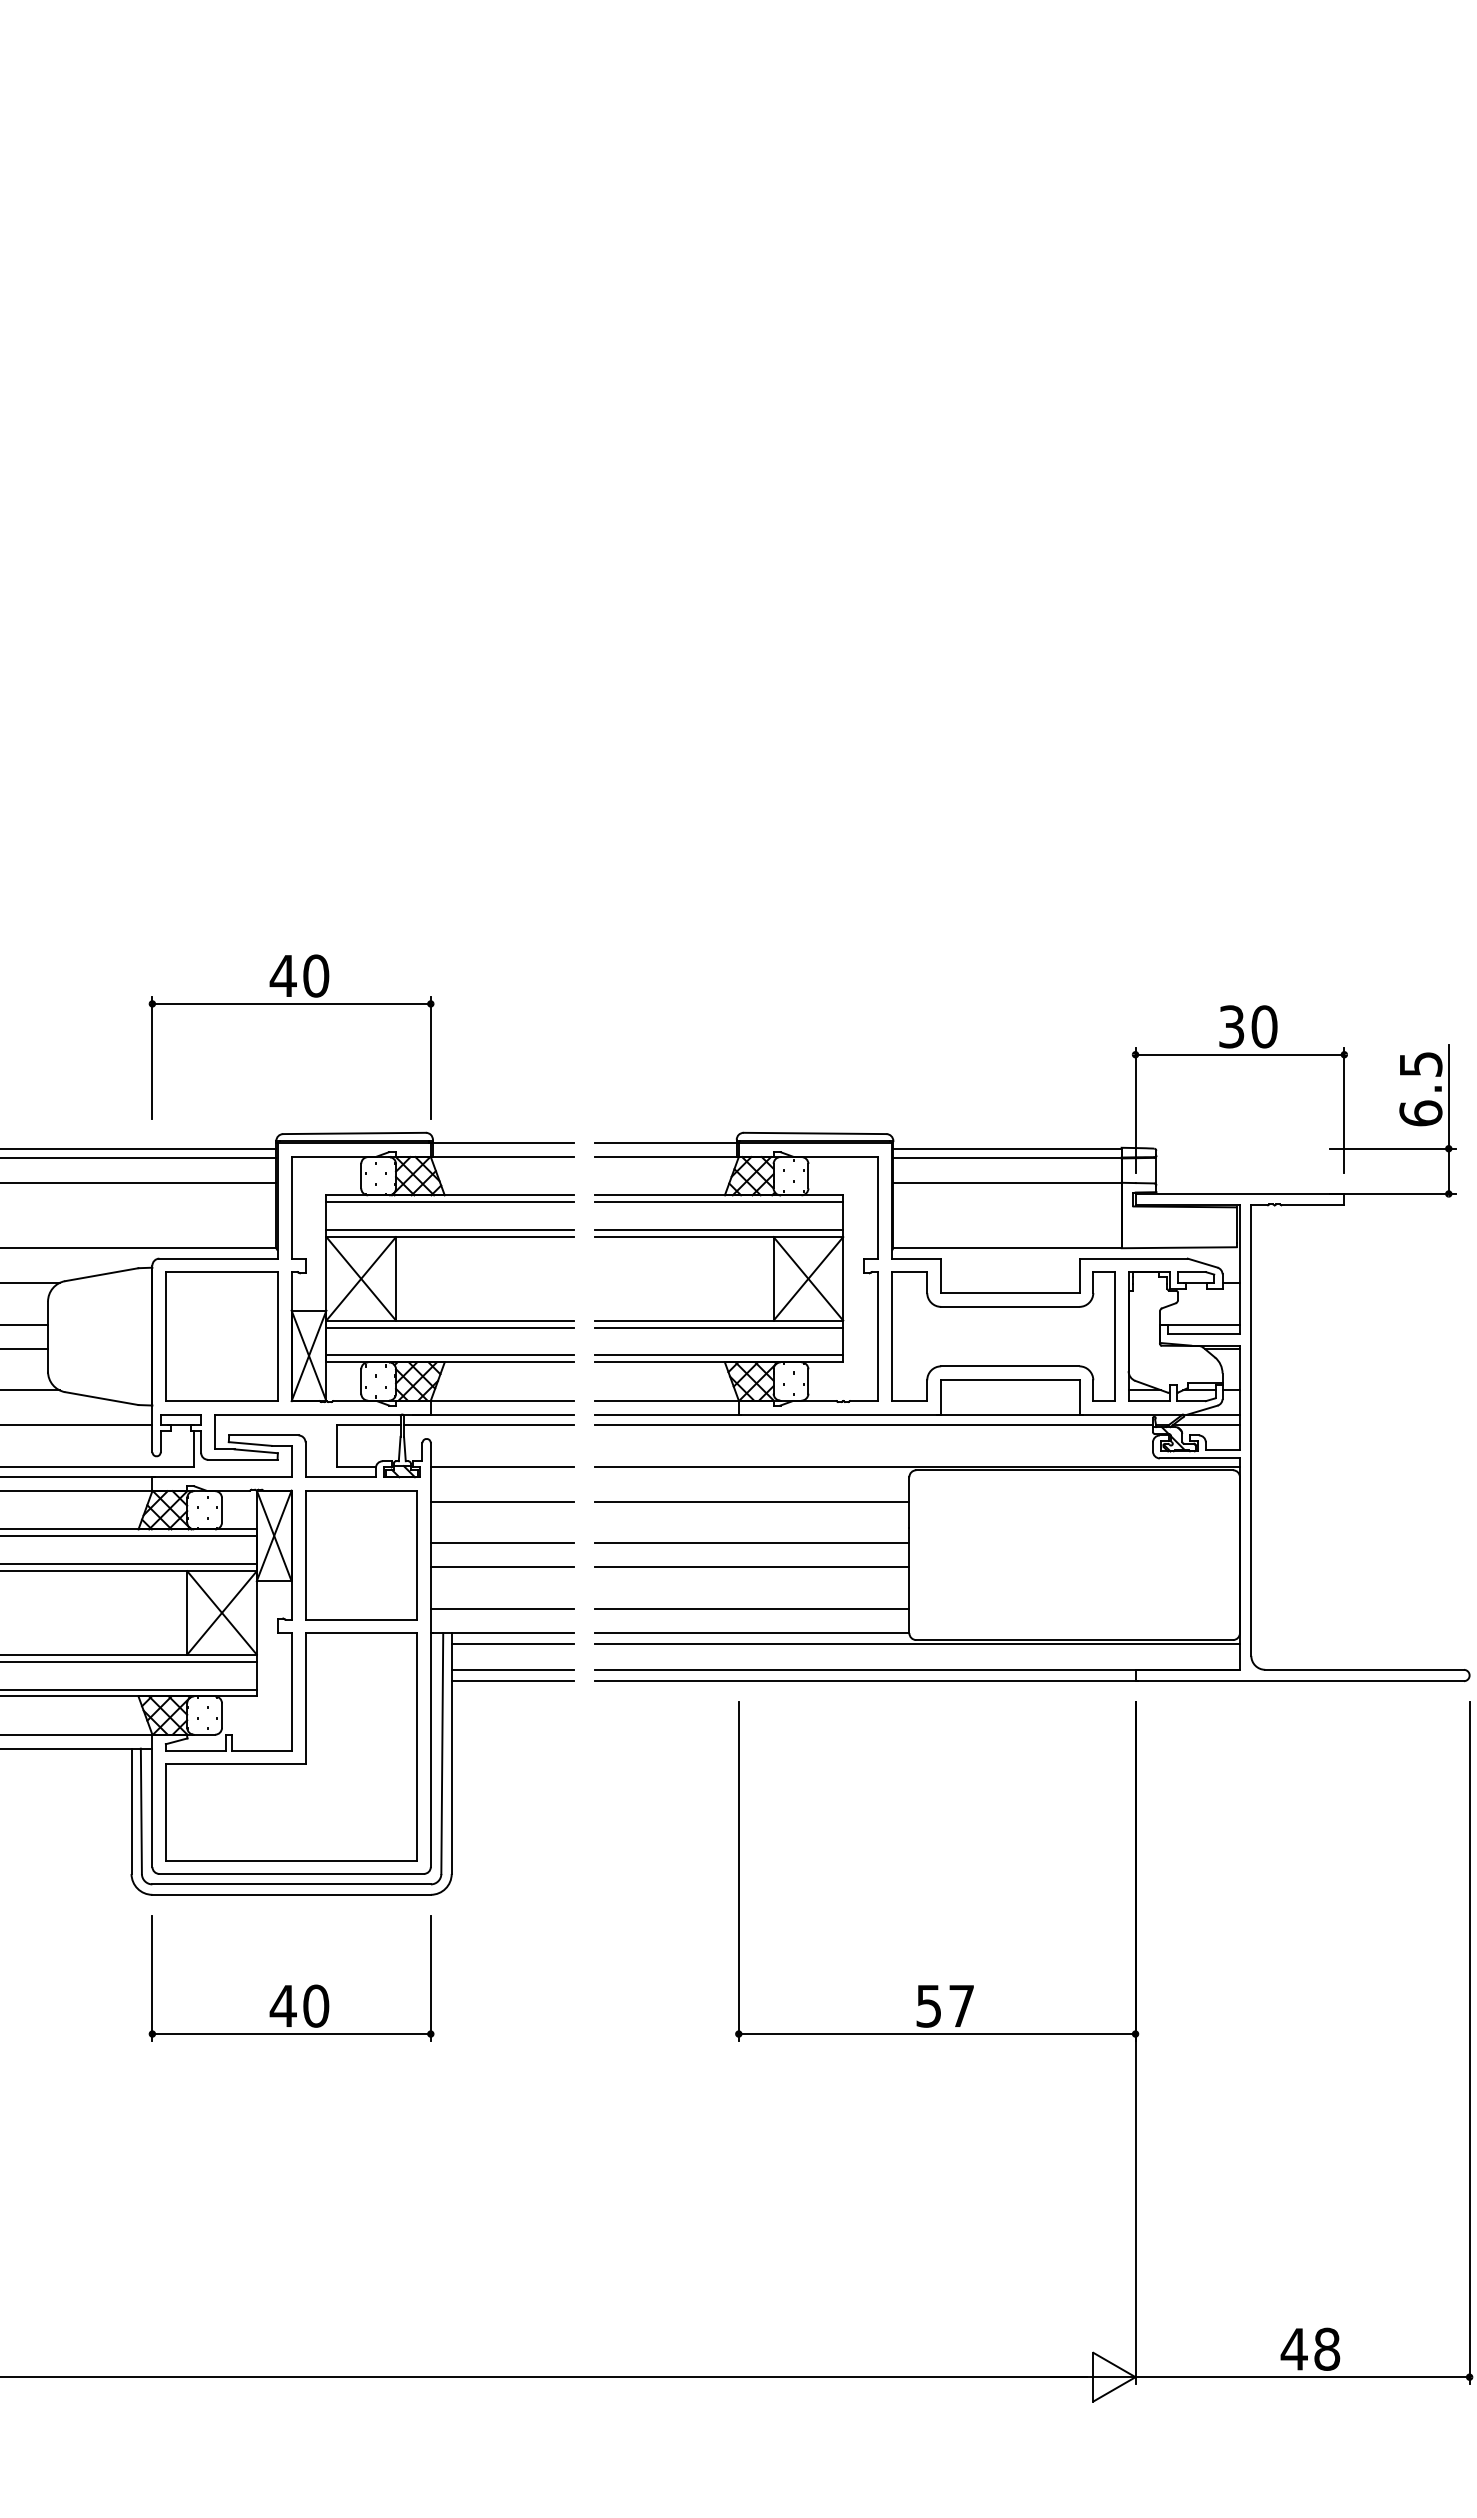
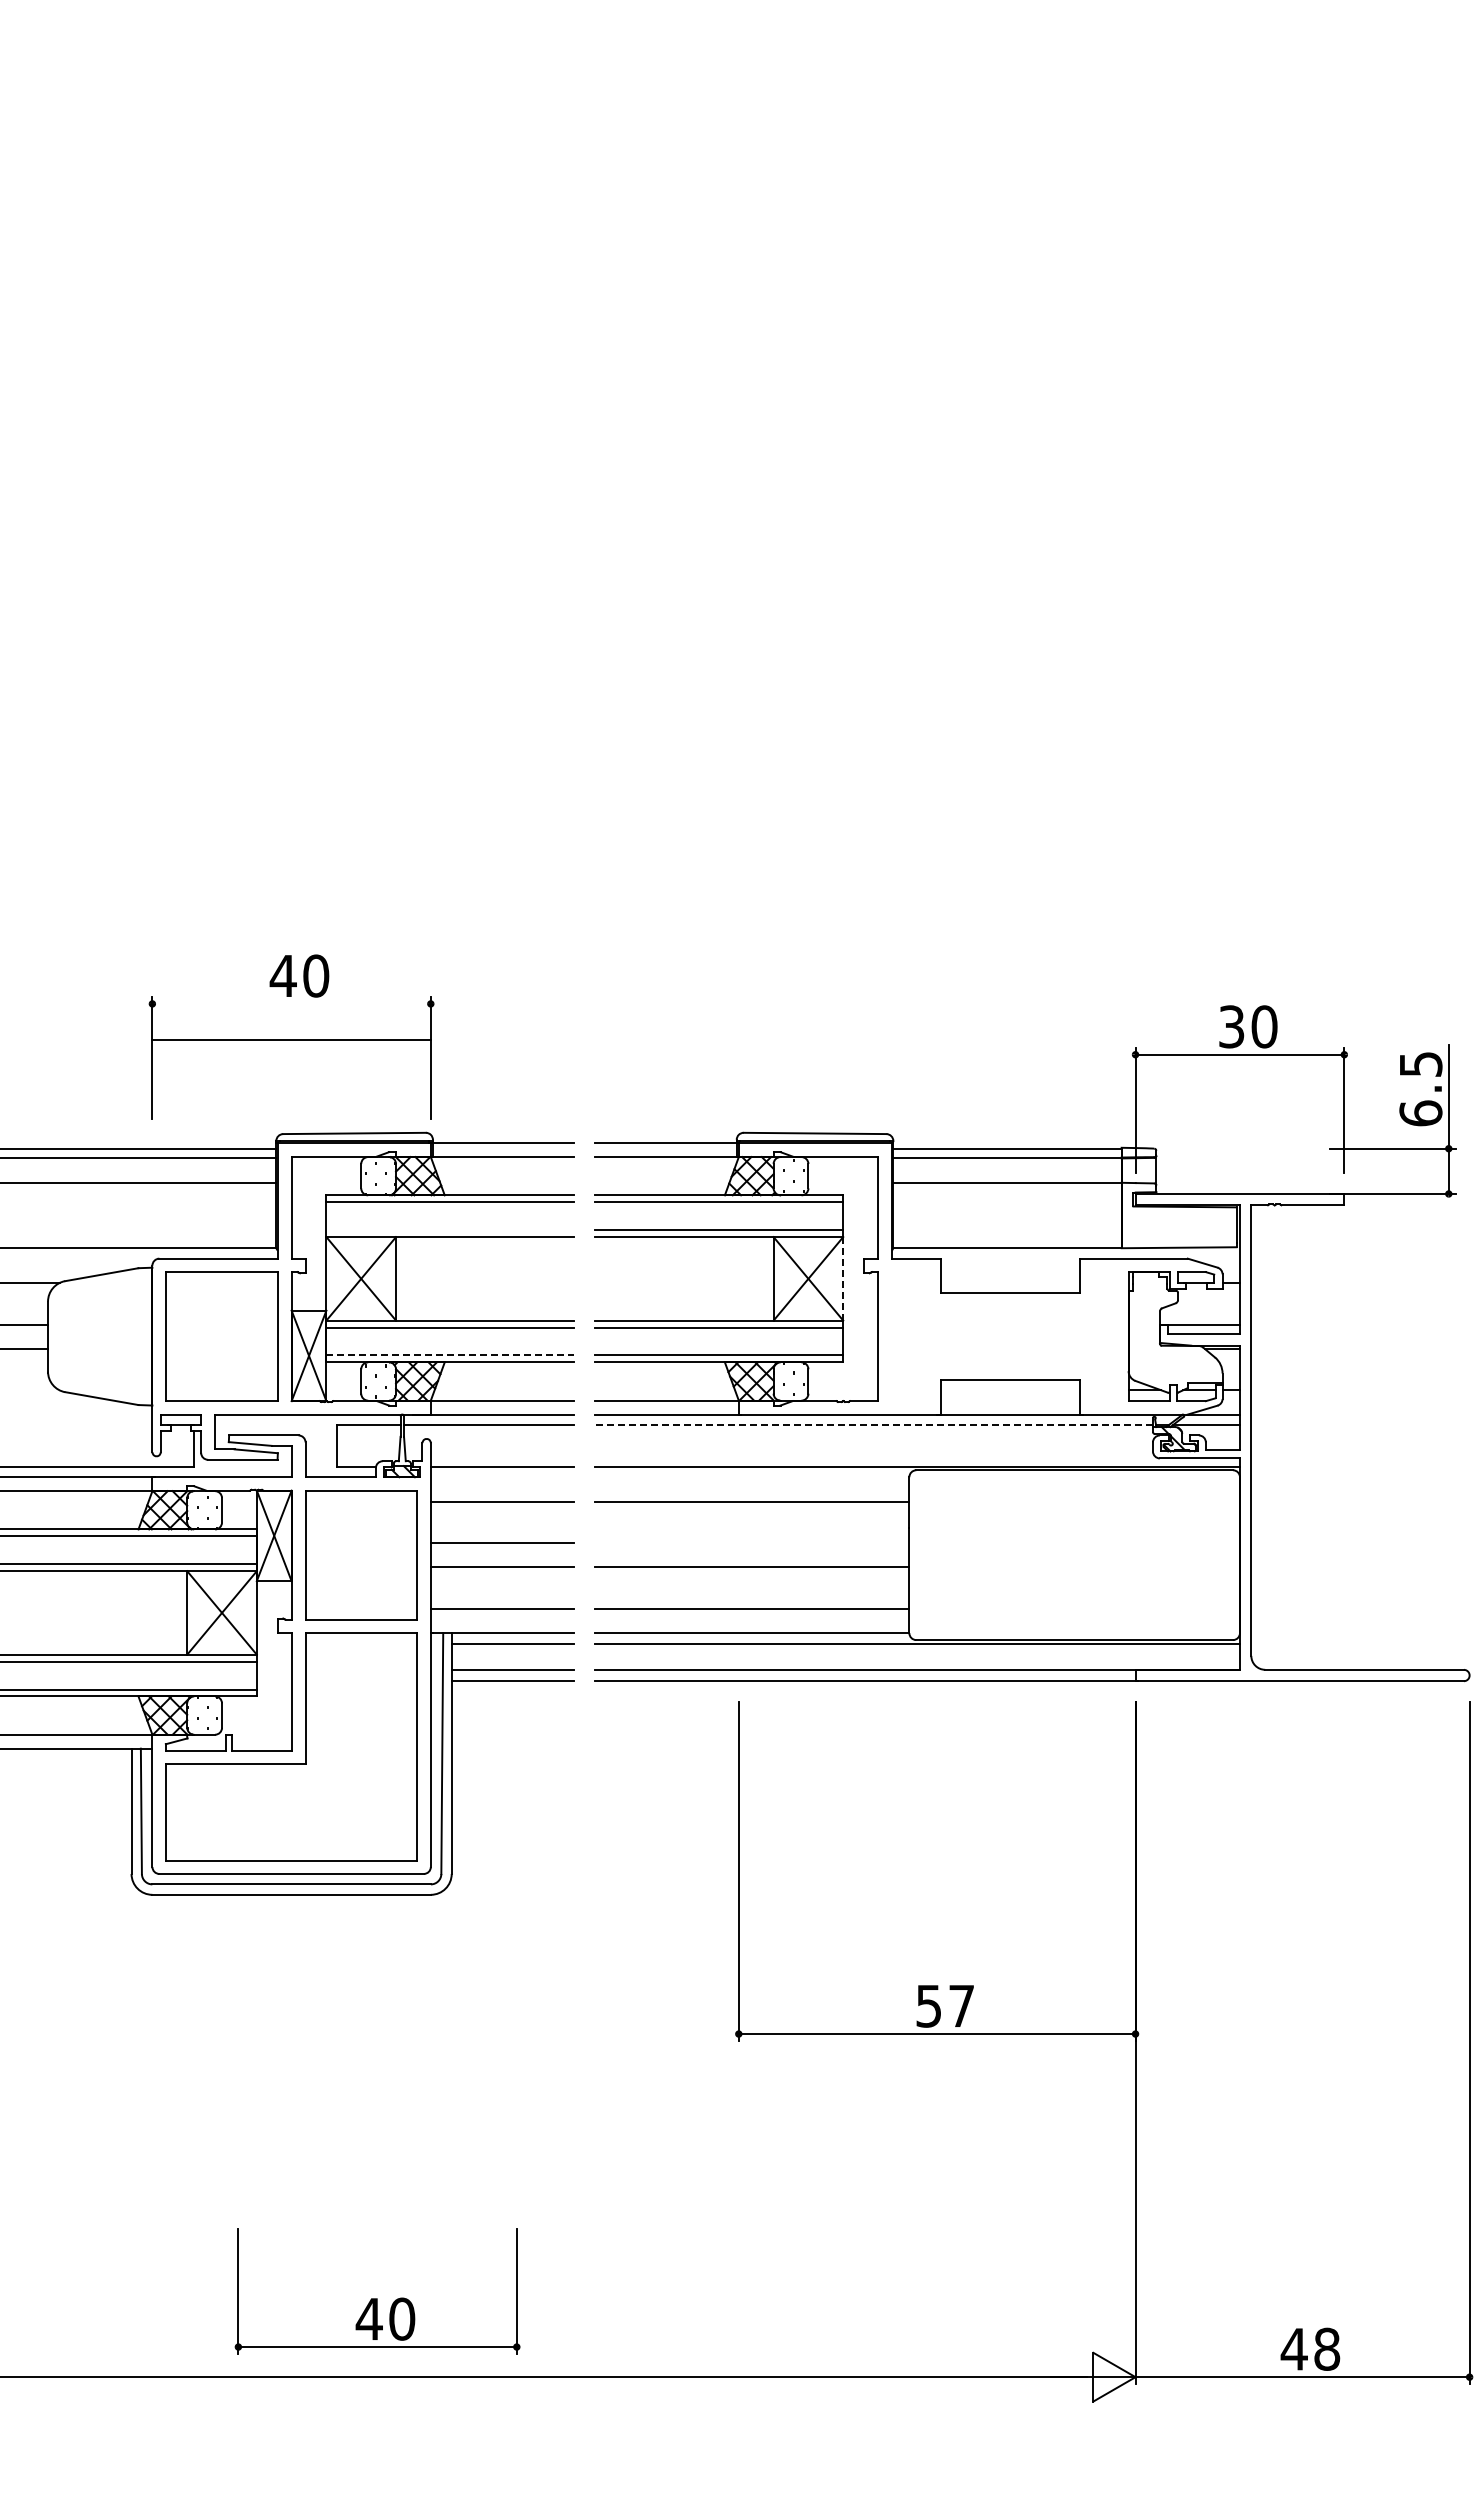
line position: (291, 1003) -> (291, 1039) (291, 1039)
line: present -> none (450, 1230)
line: solid -> dashed (843, 1278)
part: present -> none (1003, 1336)
line: solid -> dashed (450, 1355)
line: present -> none (30, 1390)
line: present -> none (77, 1425)
line: solid -> dashed (874, 1425)
line: present -> none (752, 1543)
part position: (291, 1985) -> (377, 2298) (377, 2298)
